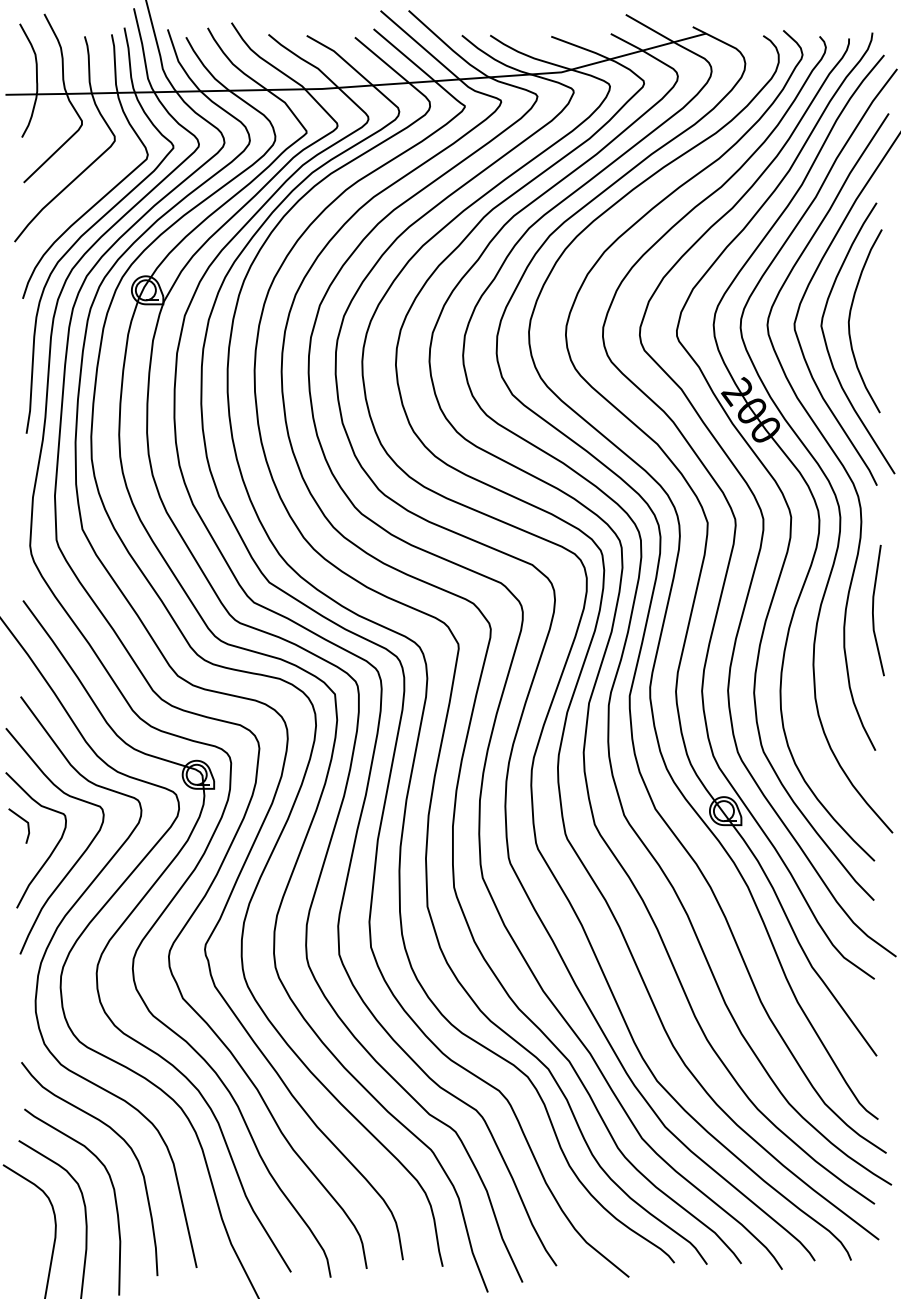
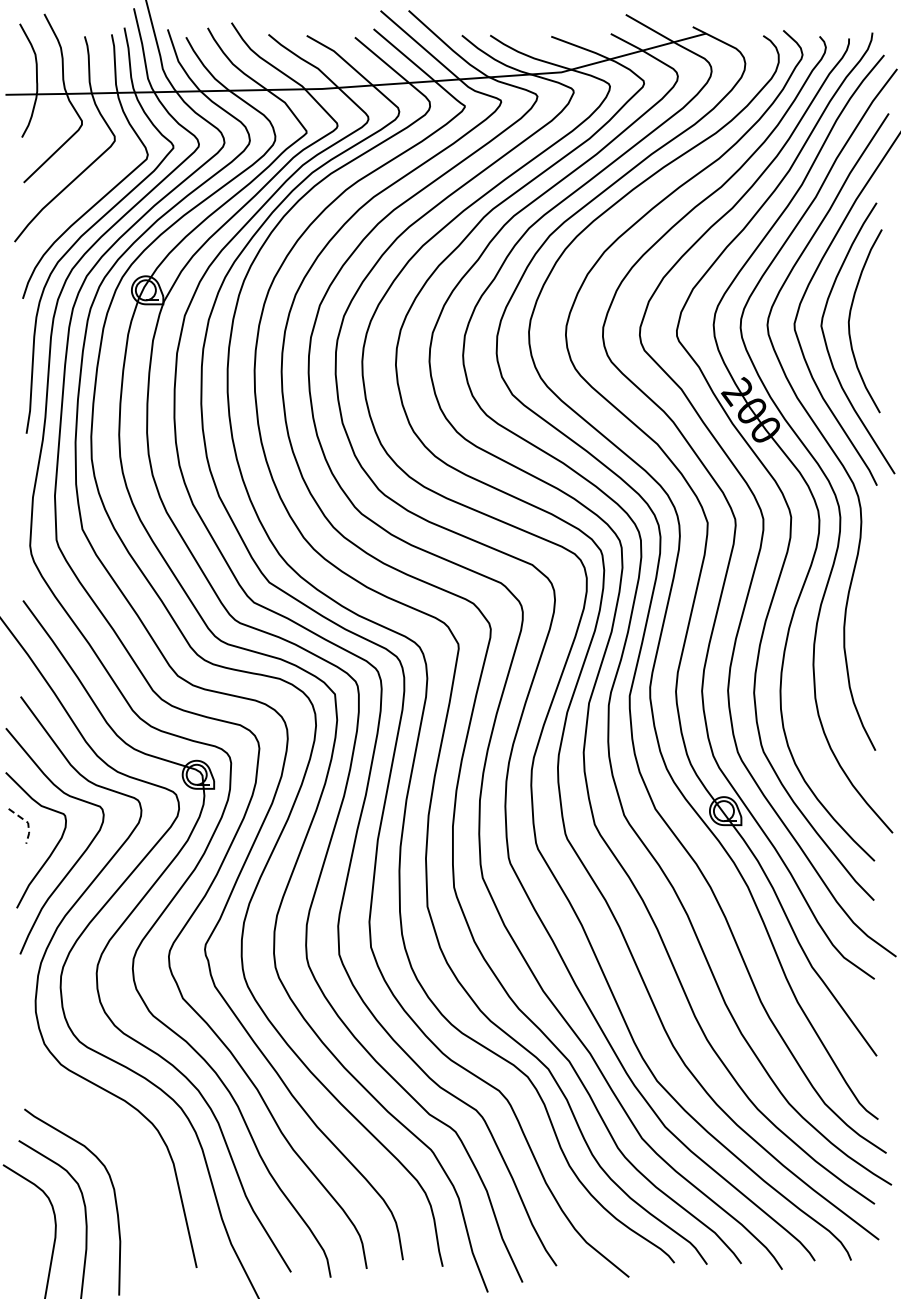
line: present -> none (873, 610)
line: solid -> dashed (28, 822)
curve: present -> none (120, 1138)
